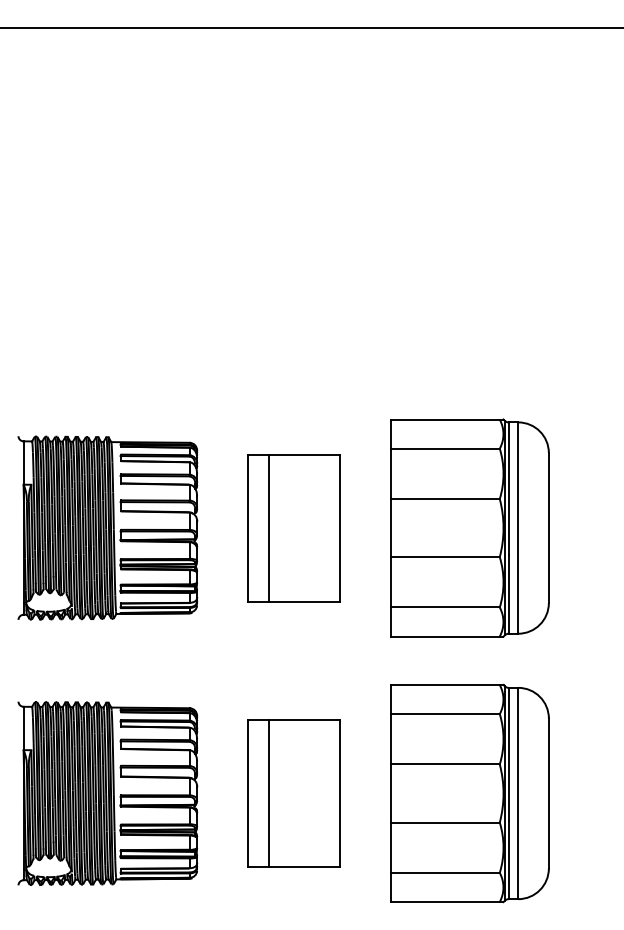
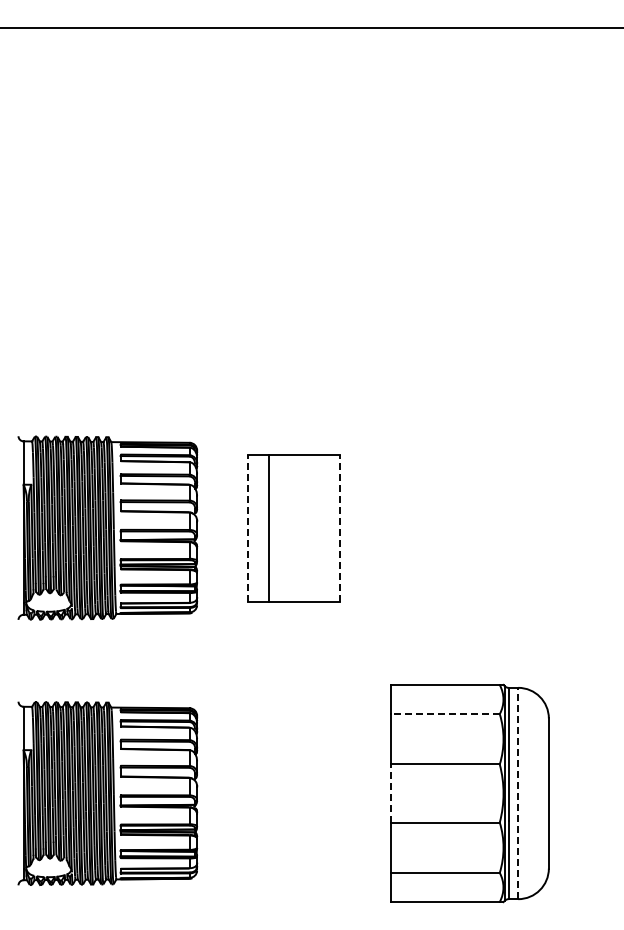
part: present -> none (469, 527)
line: solid -> dashed (248, 528)
line: solid -> dashed (340, 528)
line: solid -> dashed (444, 714)
part: present -> none (293, 793)
line: solid -> dashed (391, 793)
line: solid -> dashed (518, 793)
